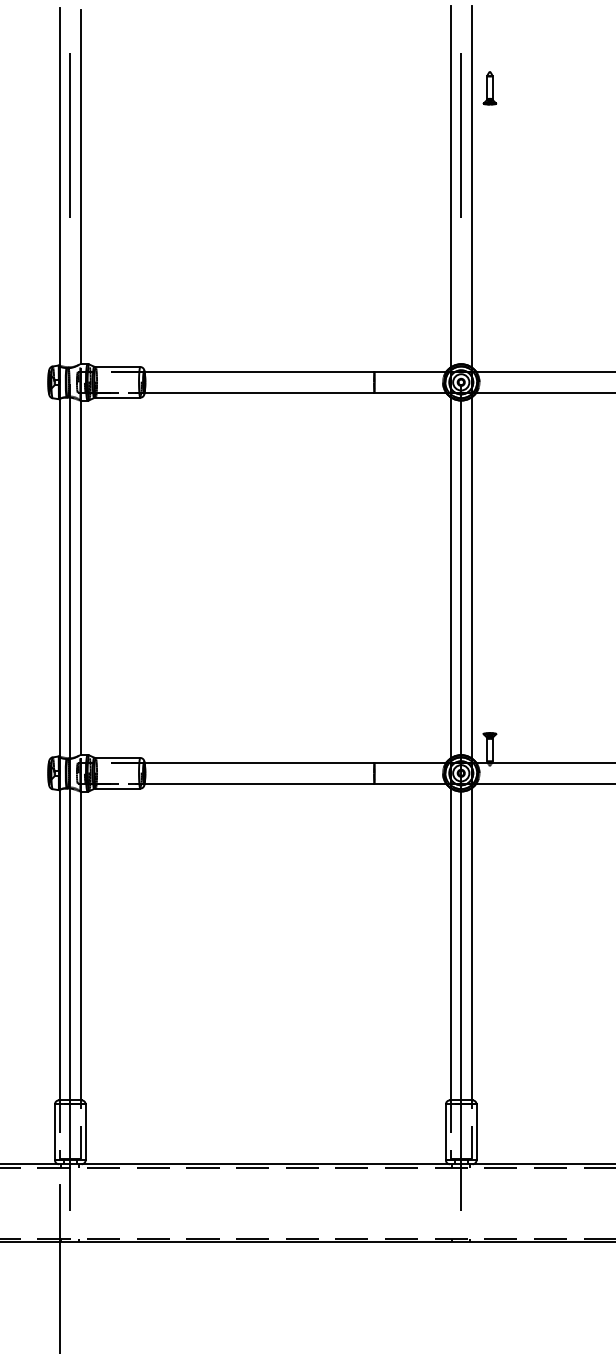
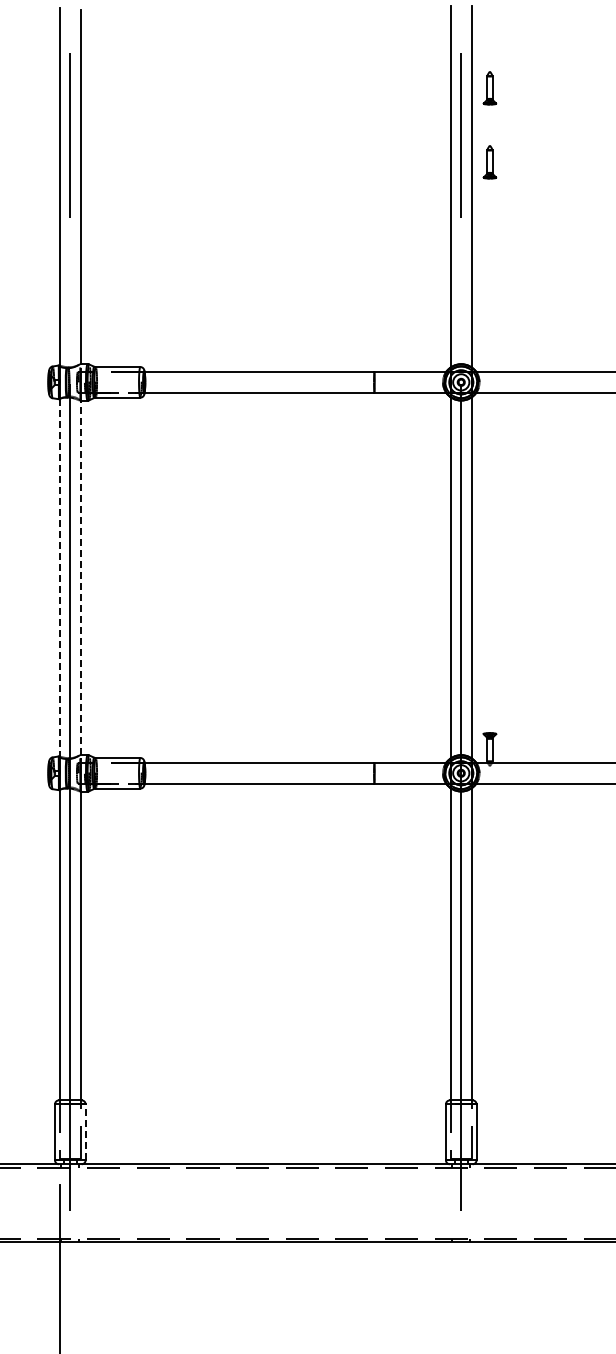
part: none -> present (489, 162)
line: solid -> dashed (80, 577)
line: solid -> dashed (59, 578)
line: solid -> dashed (85, 1131)
